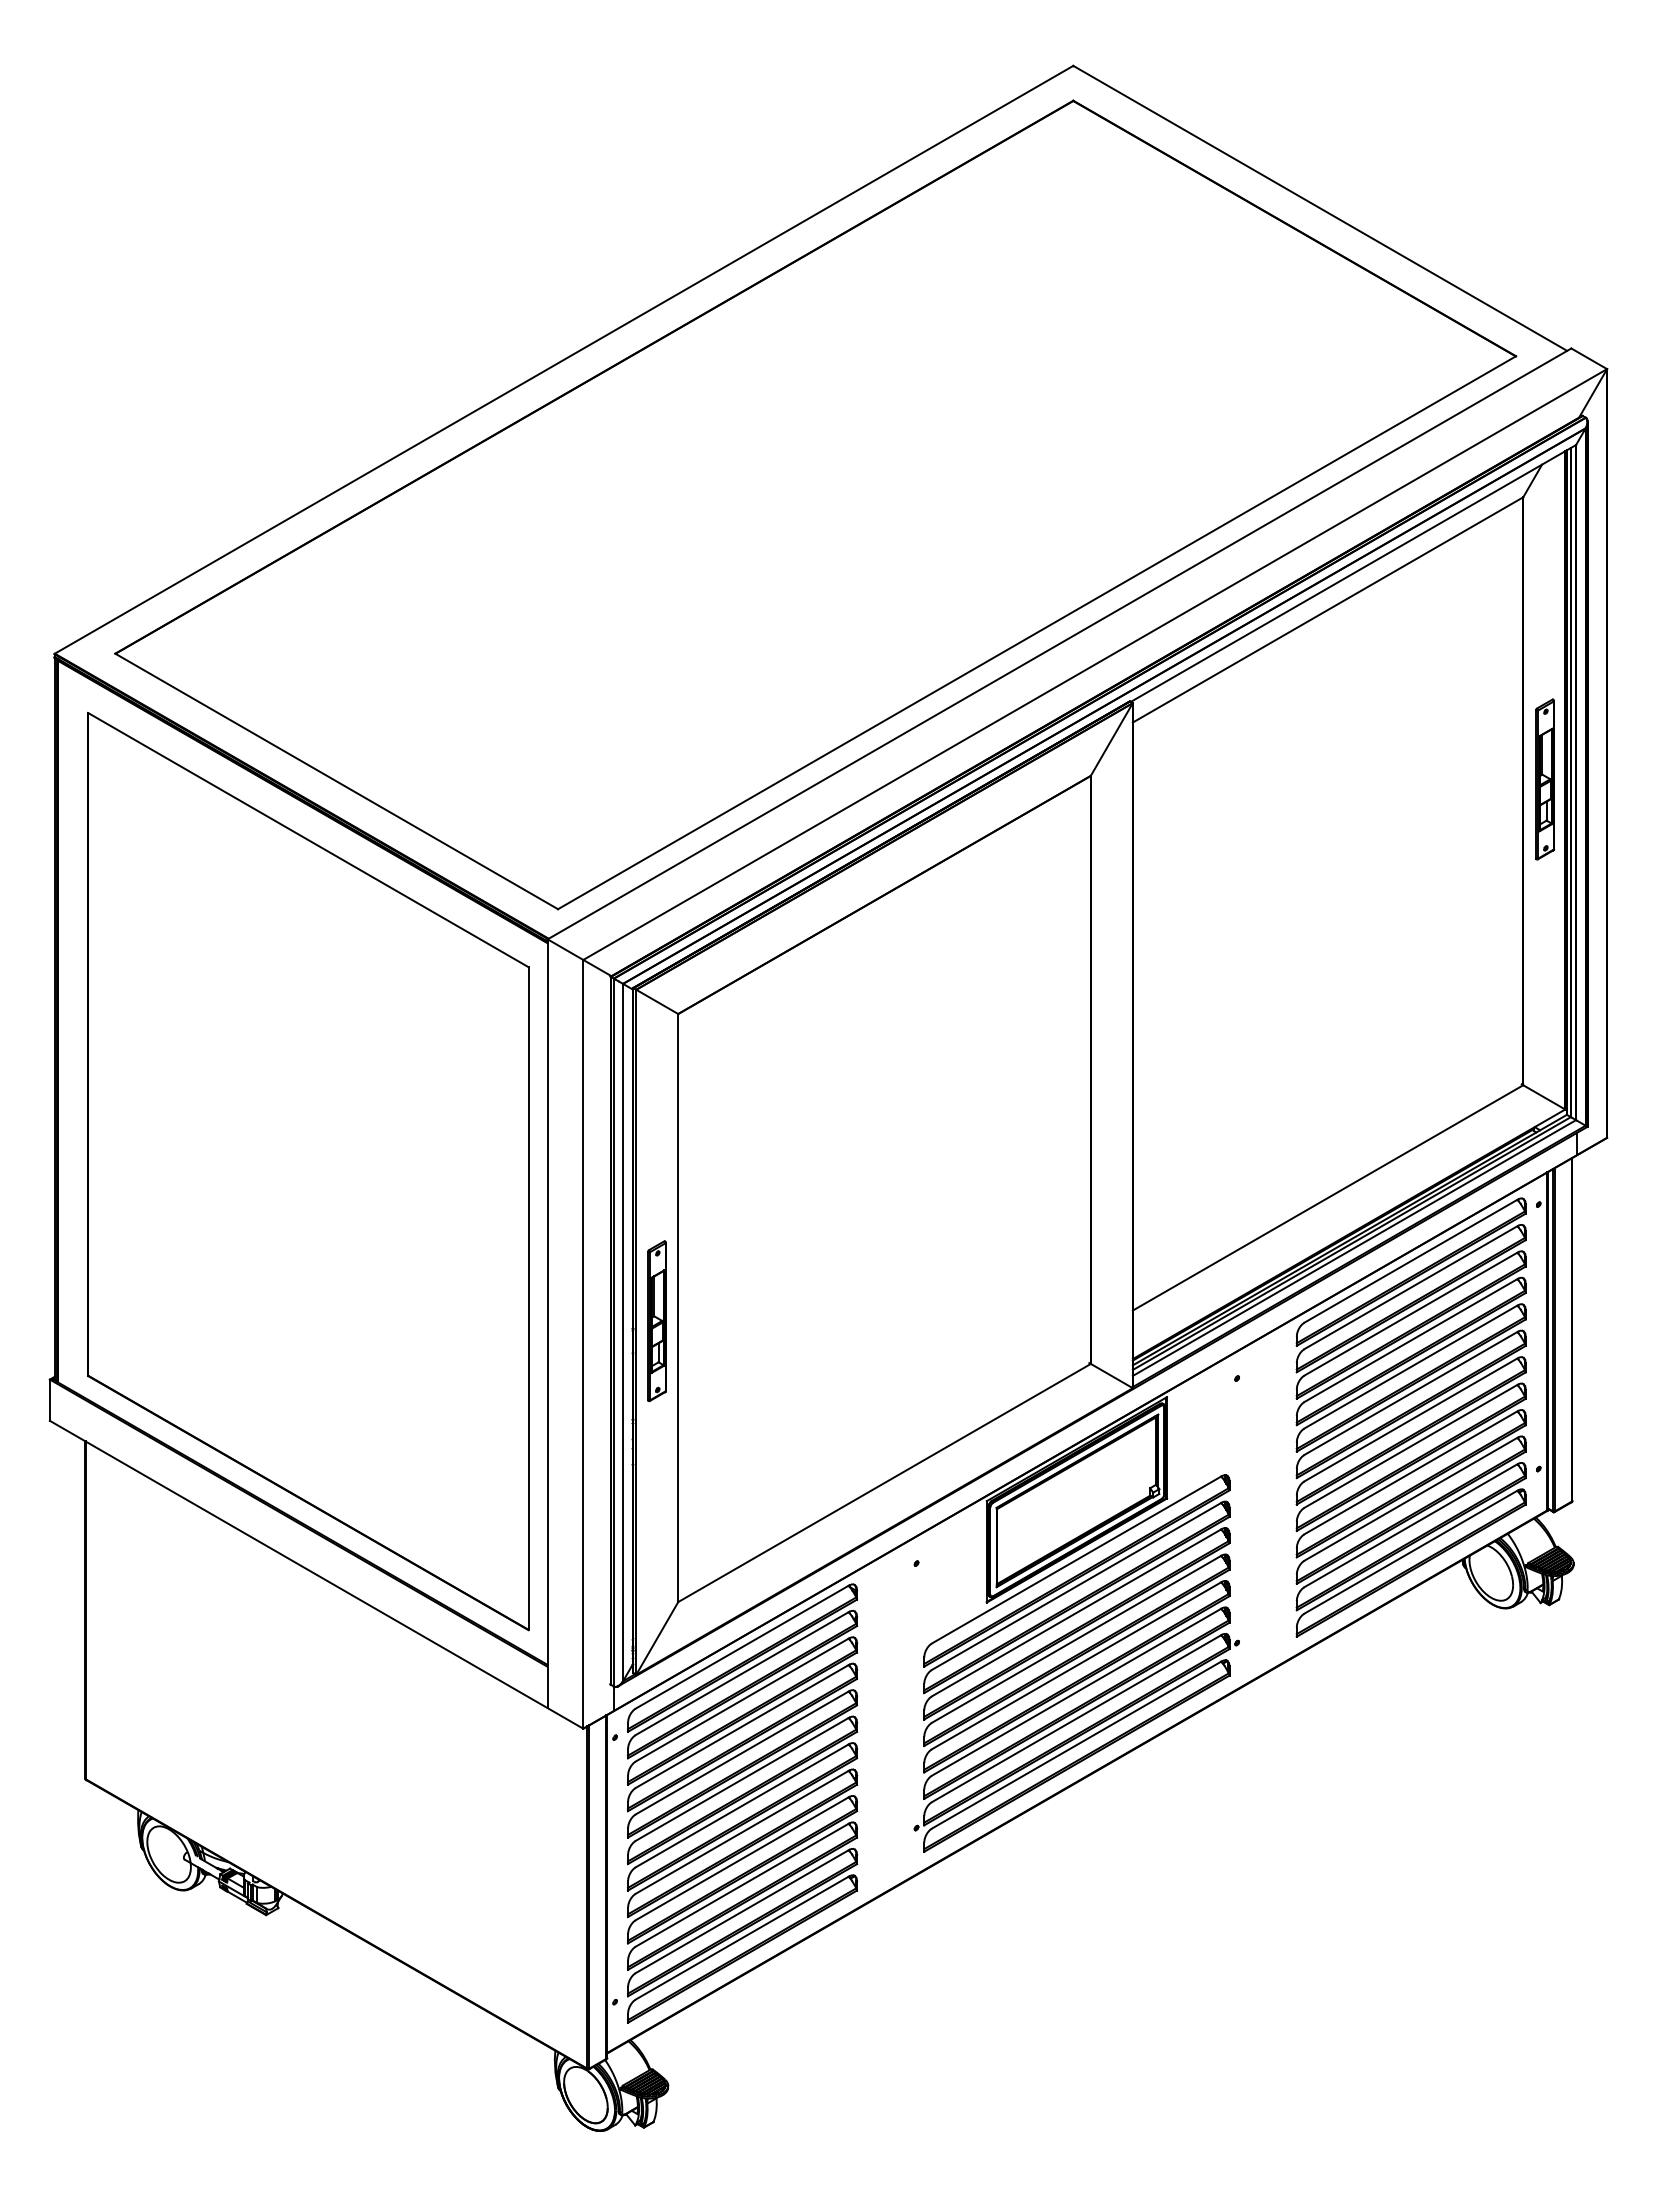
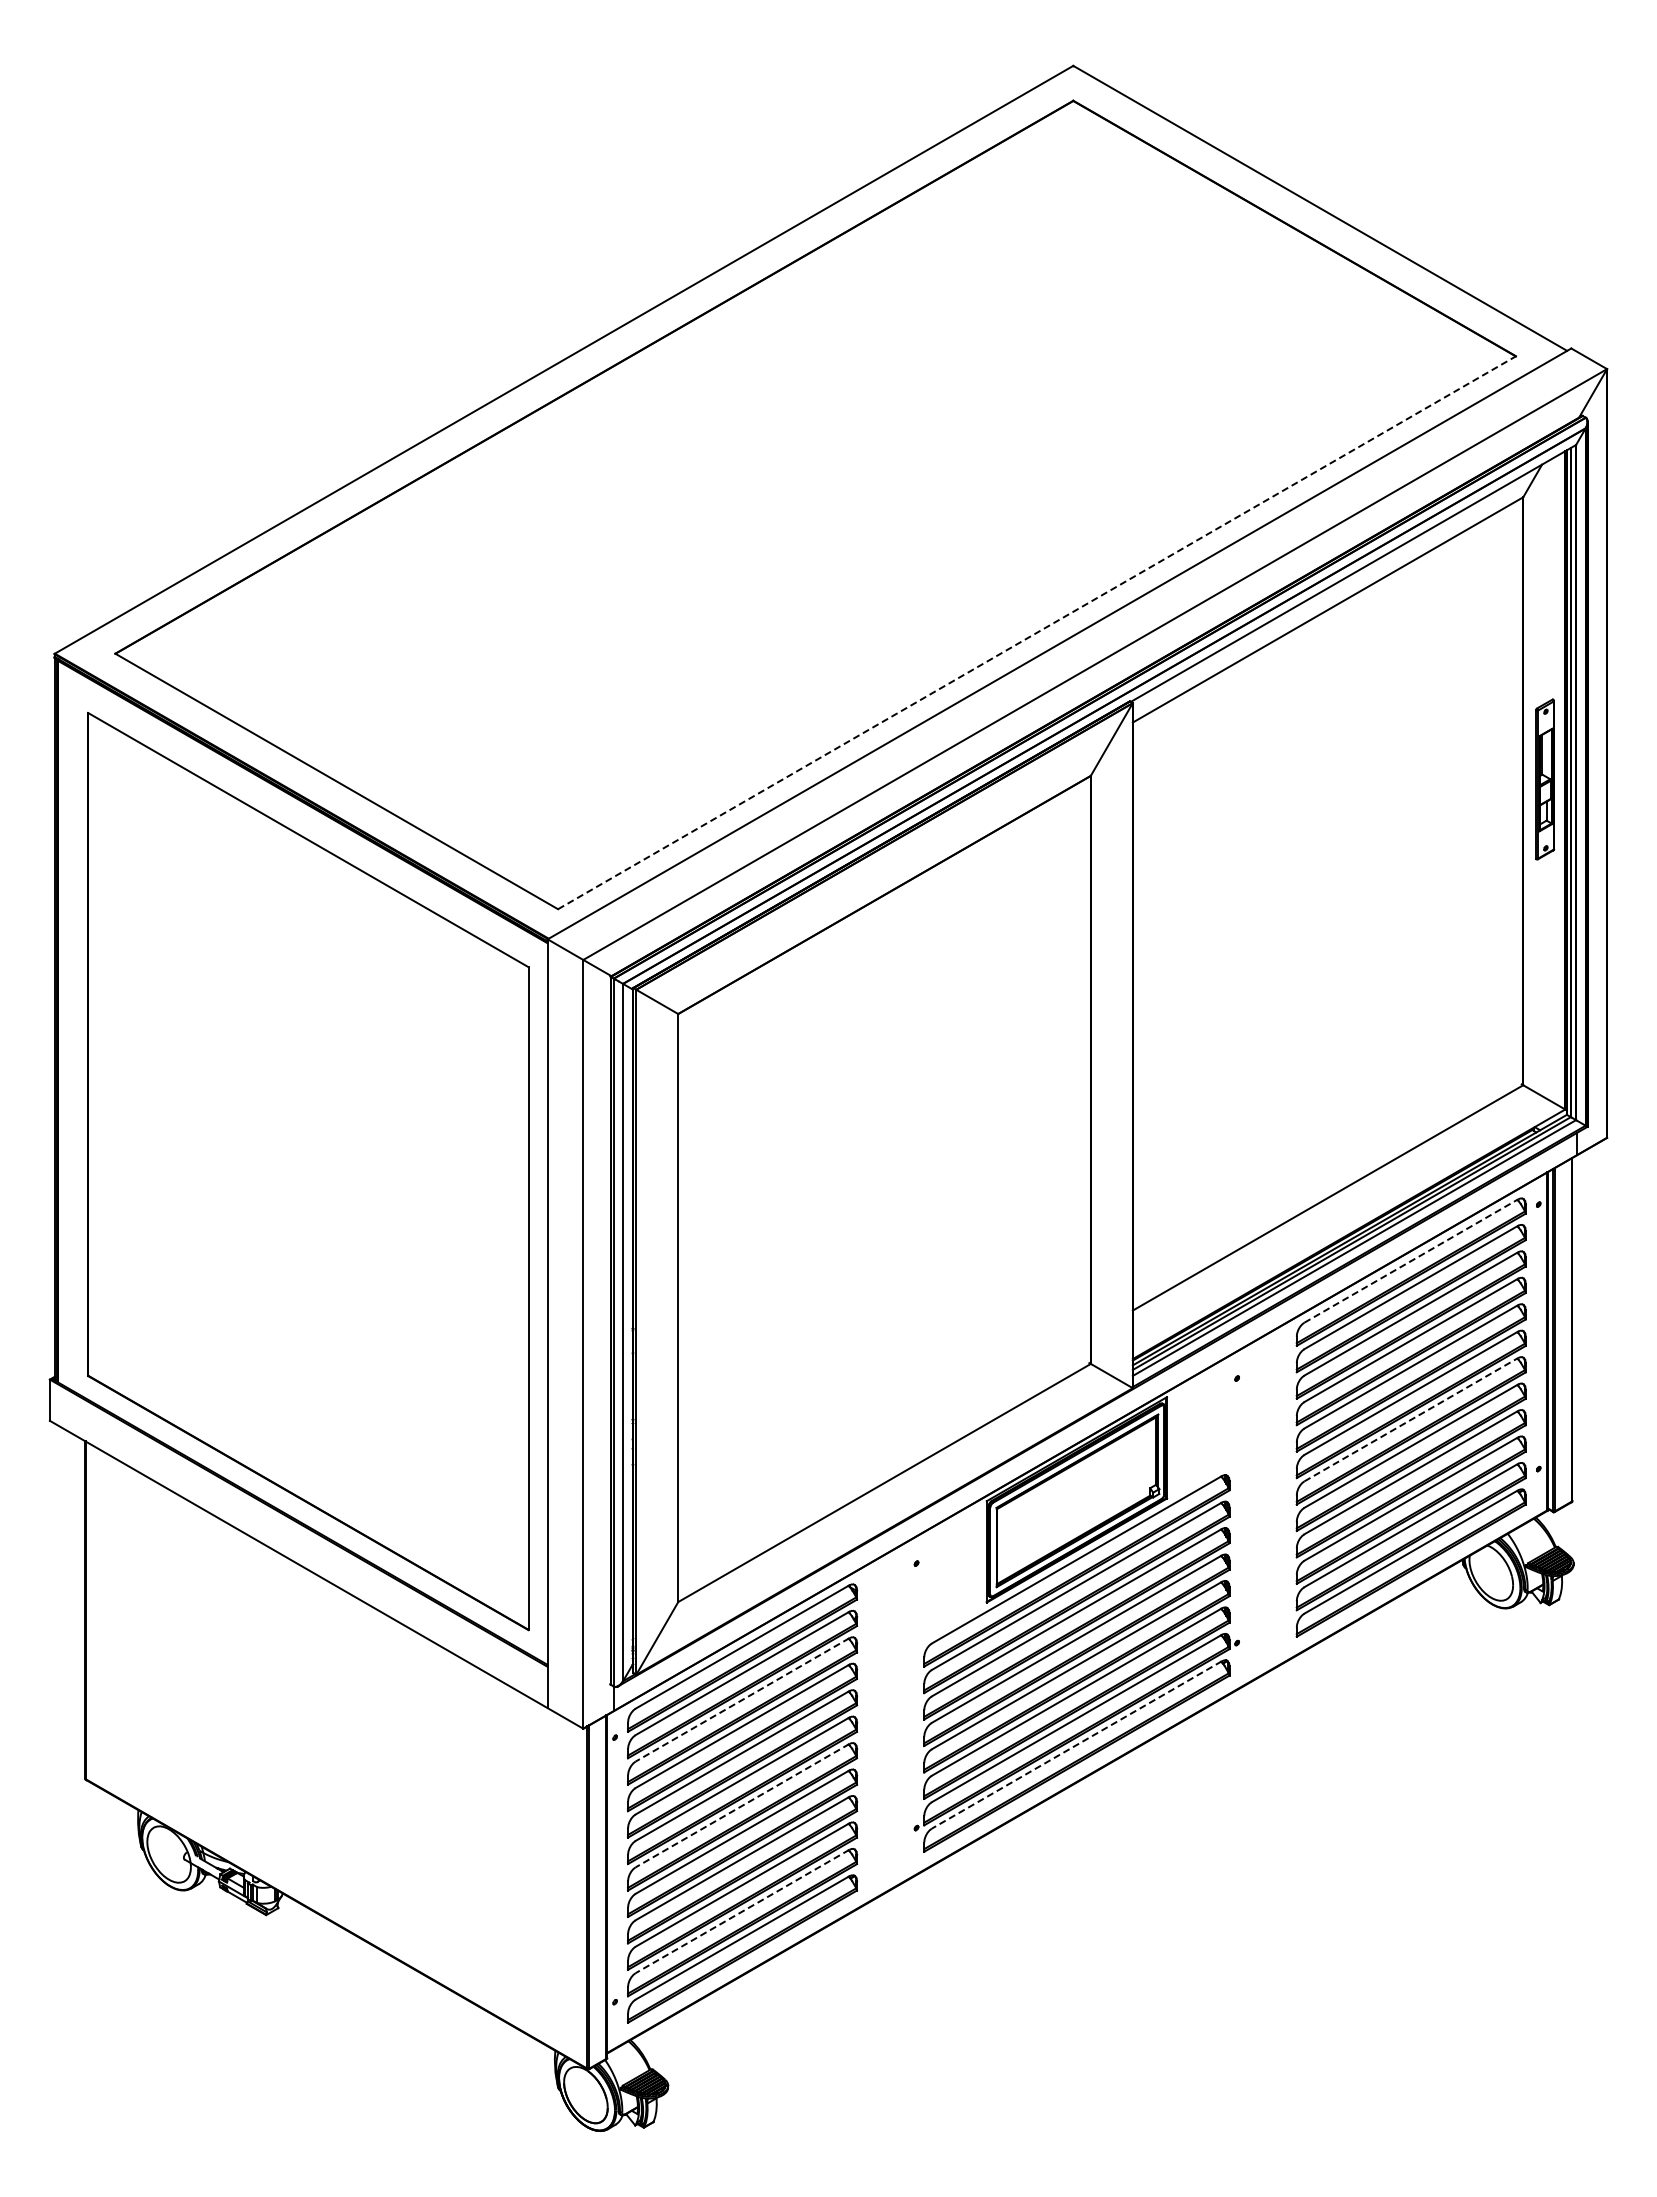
line: solid -> dashed (1037, 632)
line: solid -> dashed (1411, 1260)
part: present -> none (656, 1321)
line: solid -> dashed (1411, 1419)
line: solid -> dashed (742, 1700)
line: solid -> dashed (1076, 1745)
line: solid -> dashed (742, 1805)
line: solid -> dashed (742, 1911)
